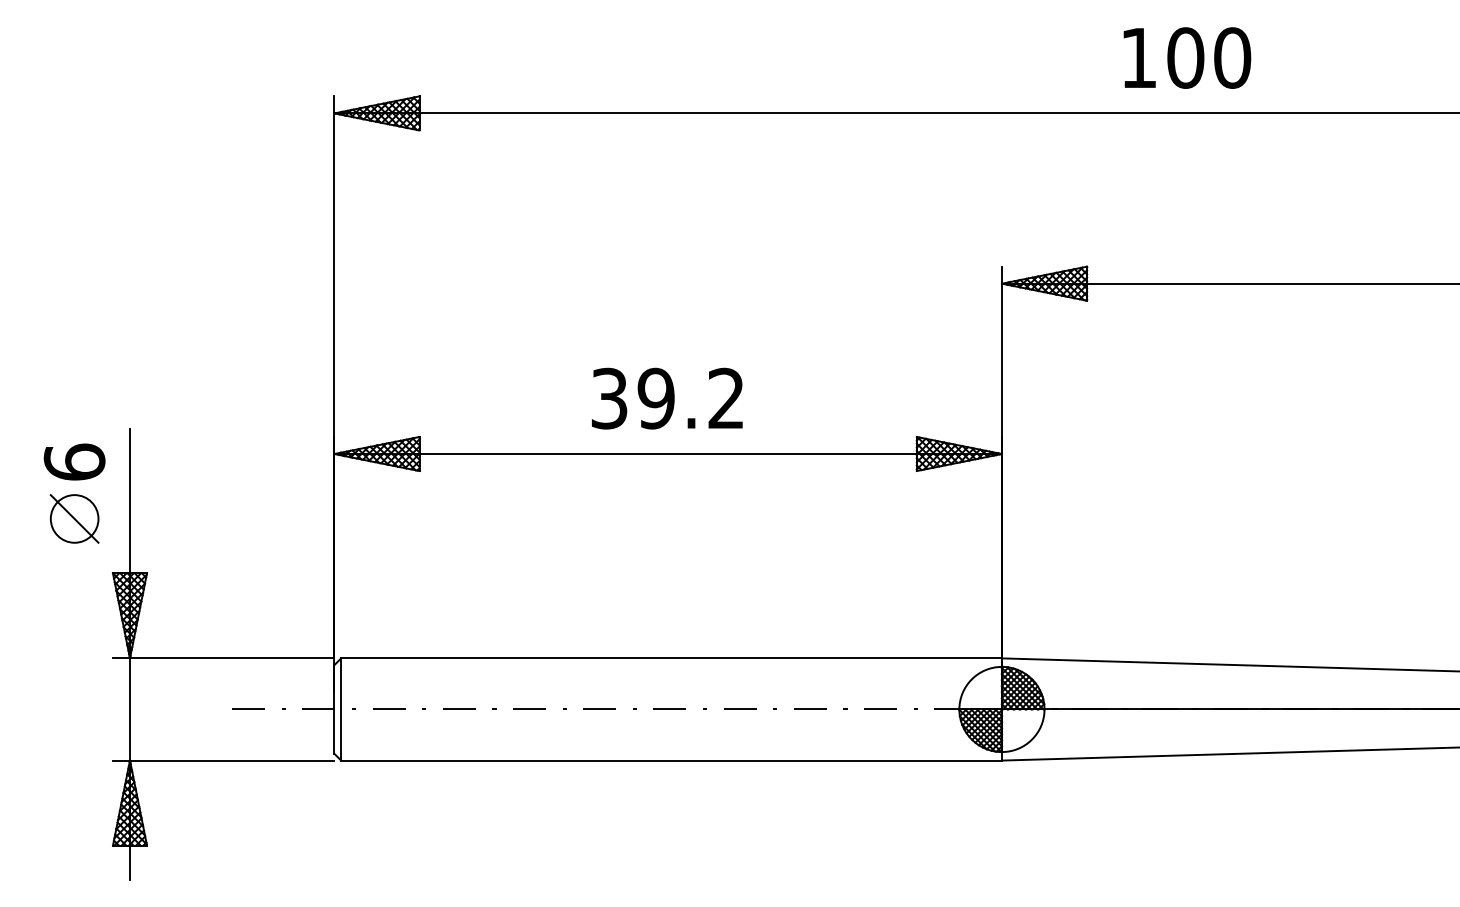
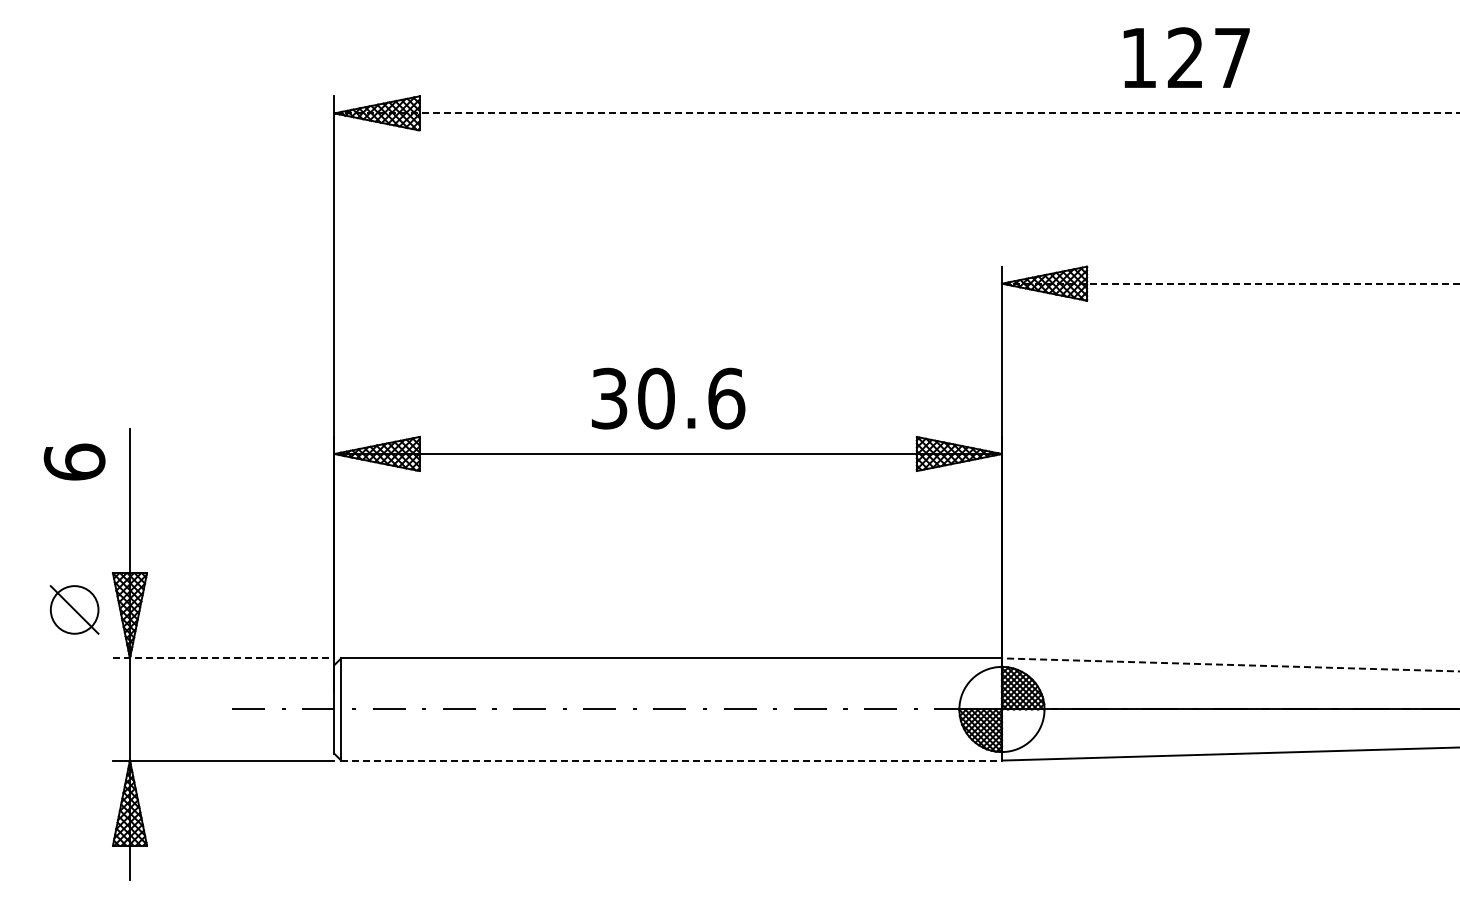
text: 100 -> 127 (1209, 57)
line: solid -> dashed (897, 113)
line: solid -> dashed (1230, 283)
text: 39.2 -> 30.6 (691, 398)
part position: (74, 518) -> (74, 609) (74, 609)
line: solid -> dashed (223, 658)
line: solid -> dashed (1230, 664)
line: solid -> dashed (672, 760)
